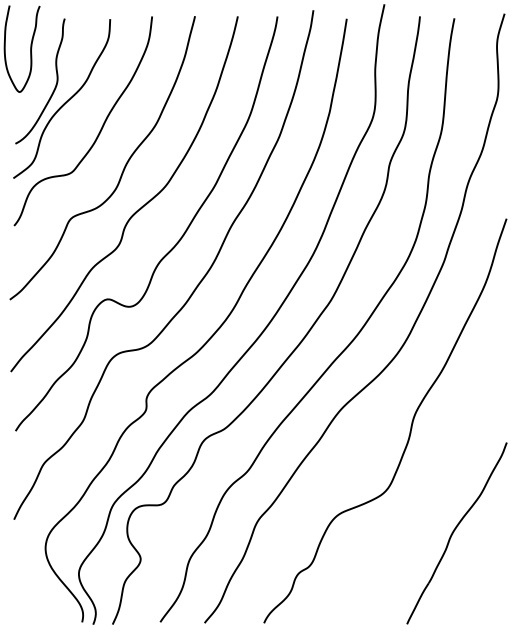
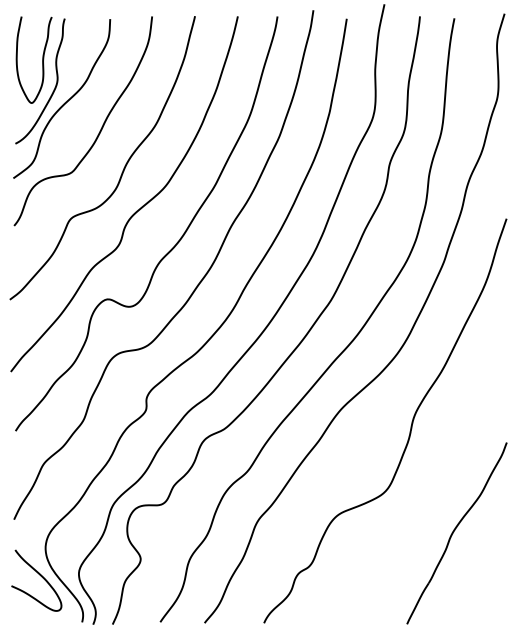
curve position: (30, 48) -> (42, 59) (42, 59)
curve: none -> present (40, 576)
